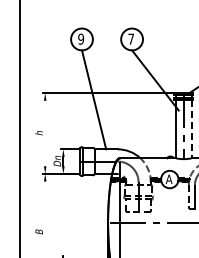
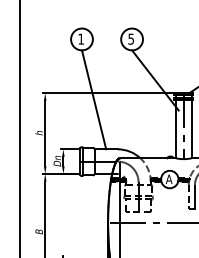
text: 9 -> 1 (81, 38)
text: 7 -> 5 (130, 38)
line: dashed -> solid (191, 129)
line: none -> present (45, 133)
line: none -> present (45, 217)
